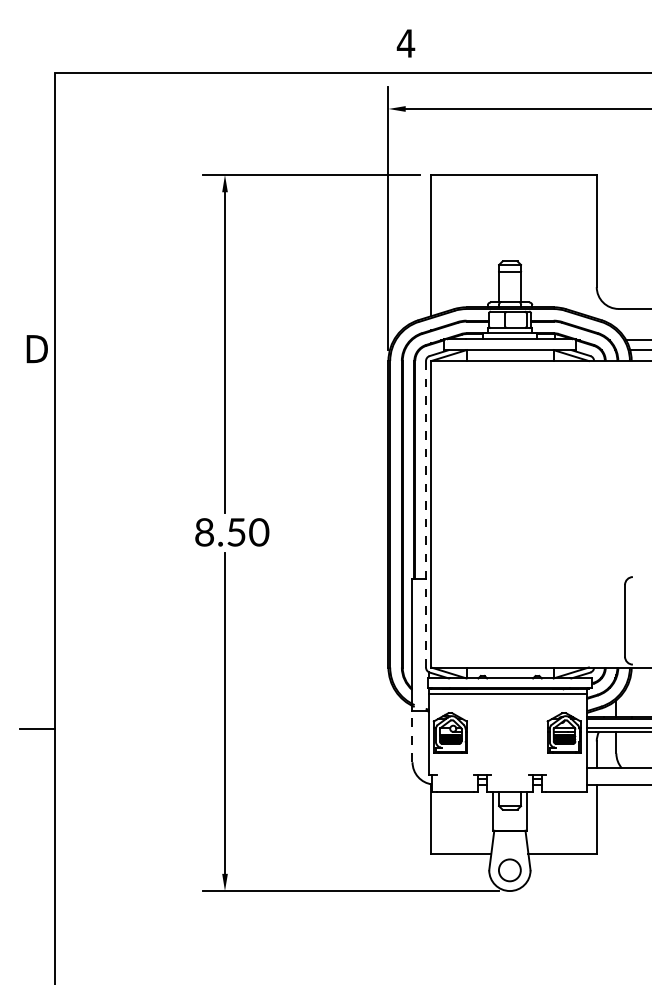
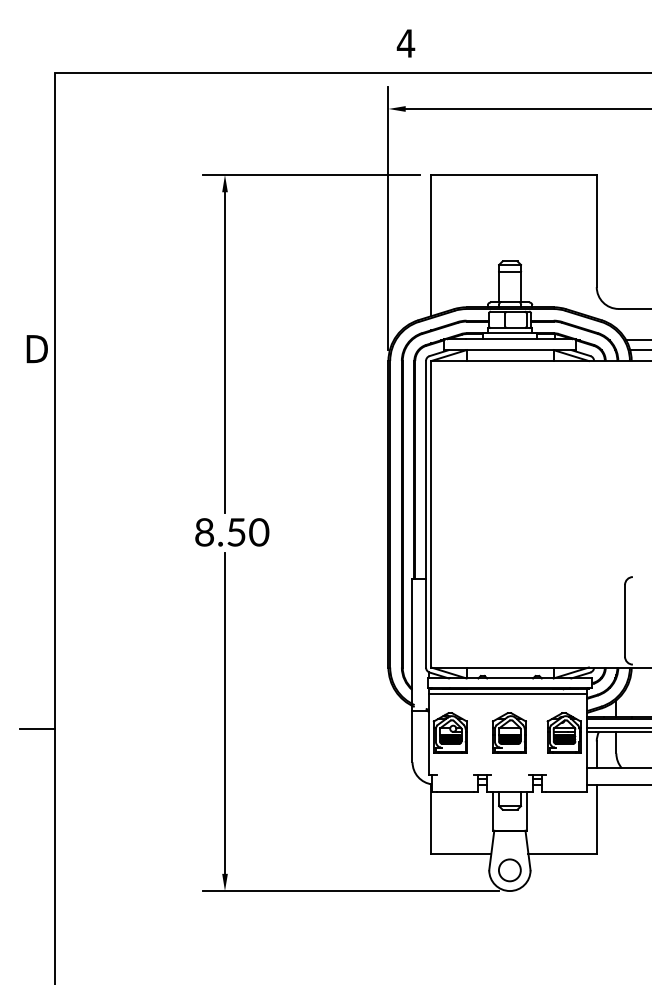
line: dashed -> solid (426, 514)
part: none -> present (509, 732)
line: dashed -> solid (412, 736)
